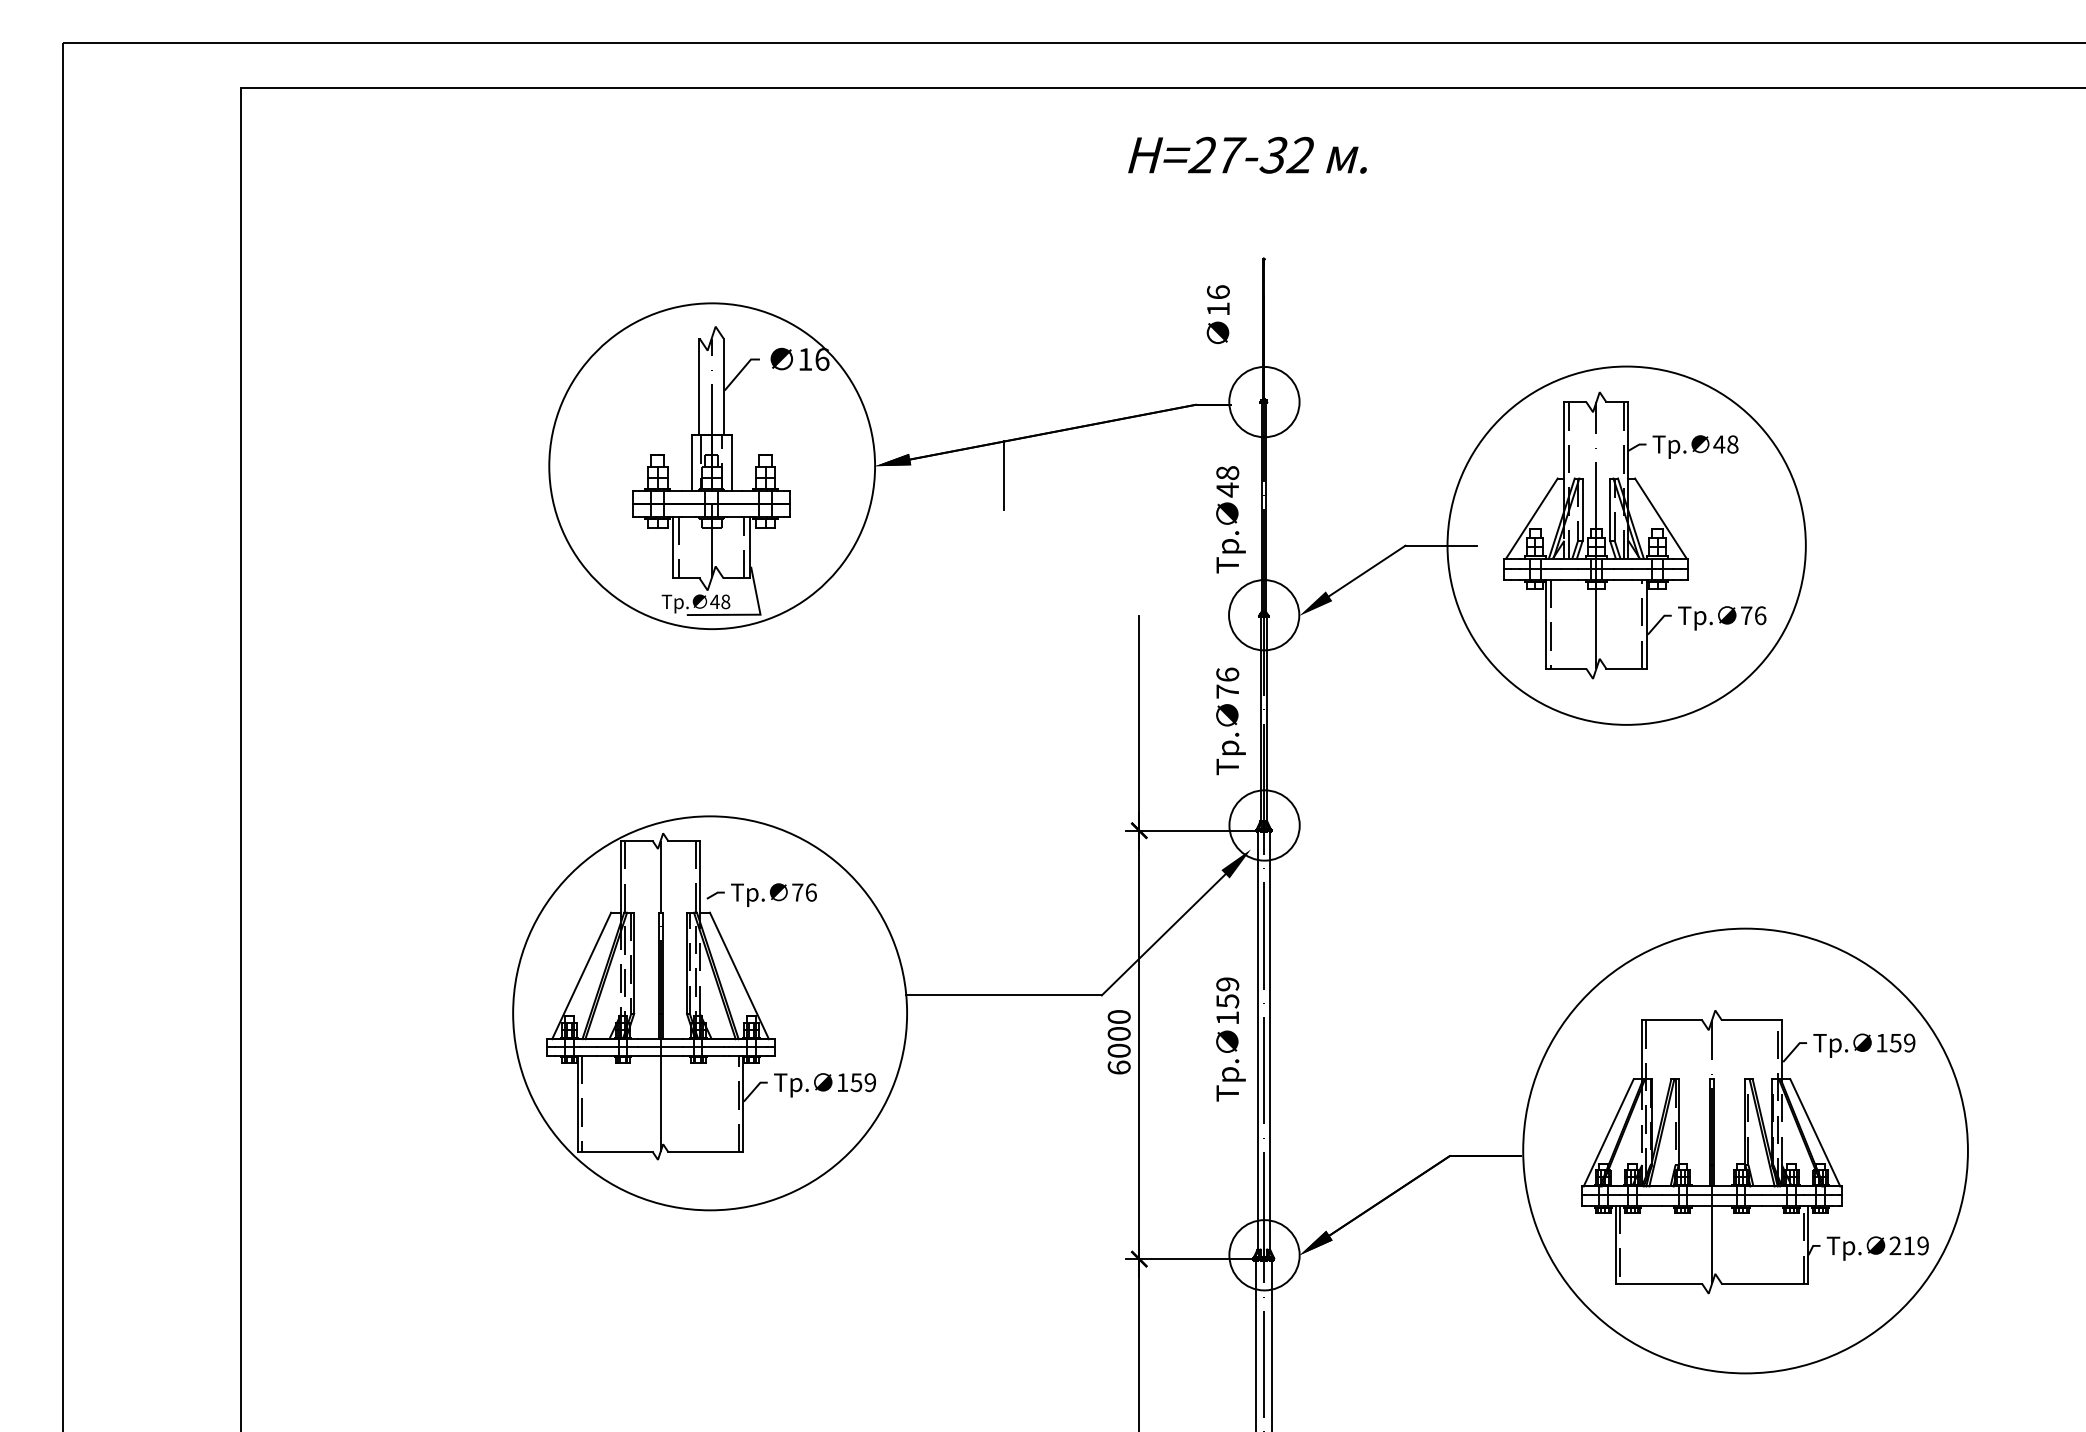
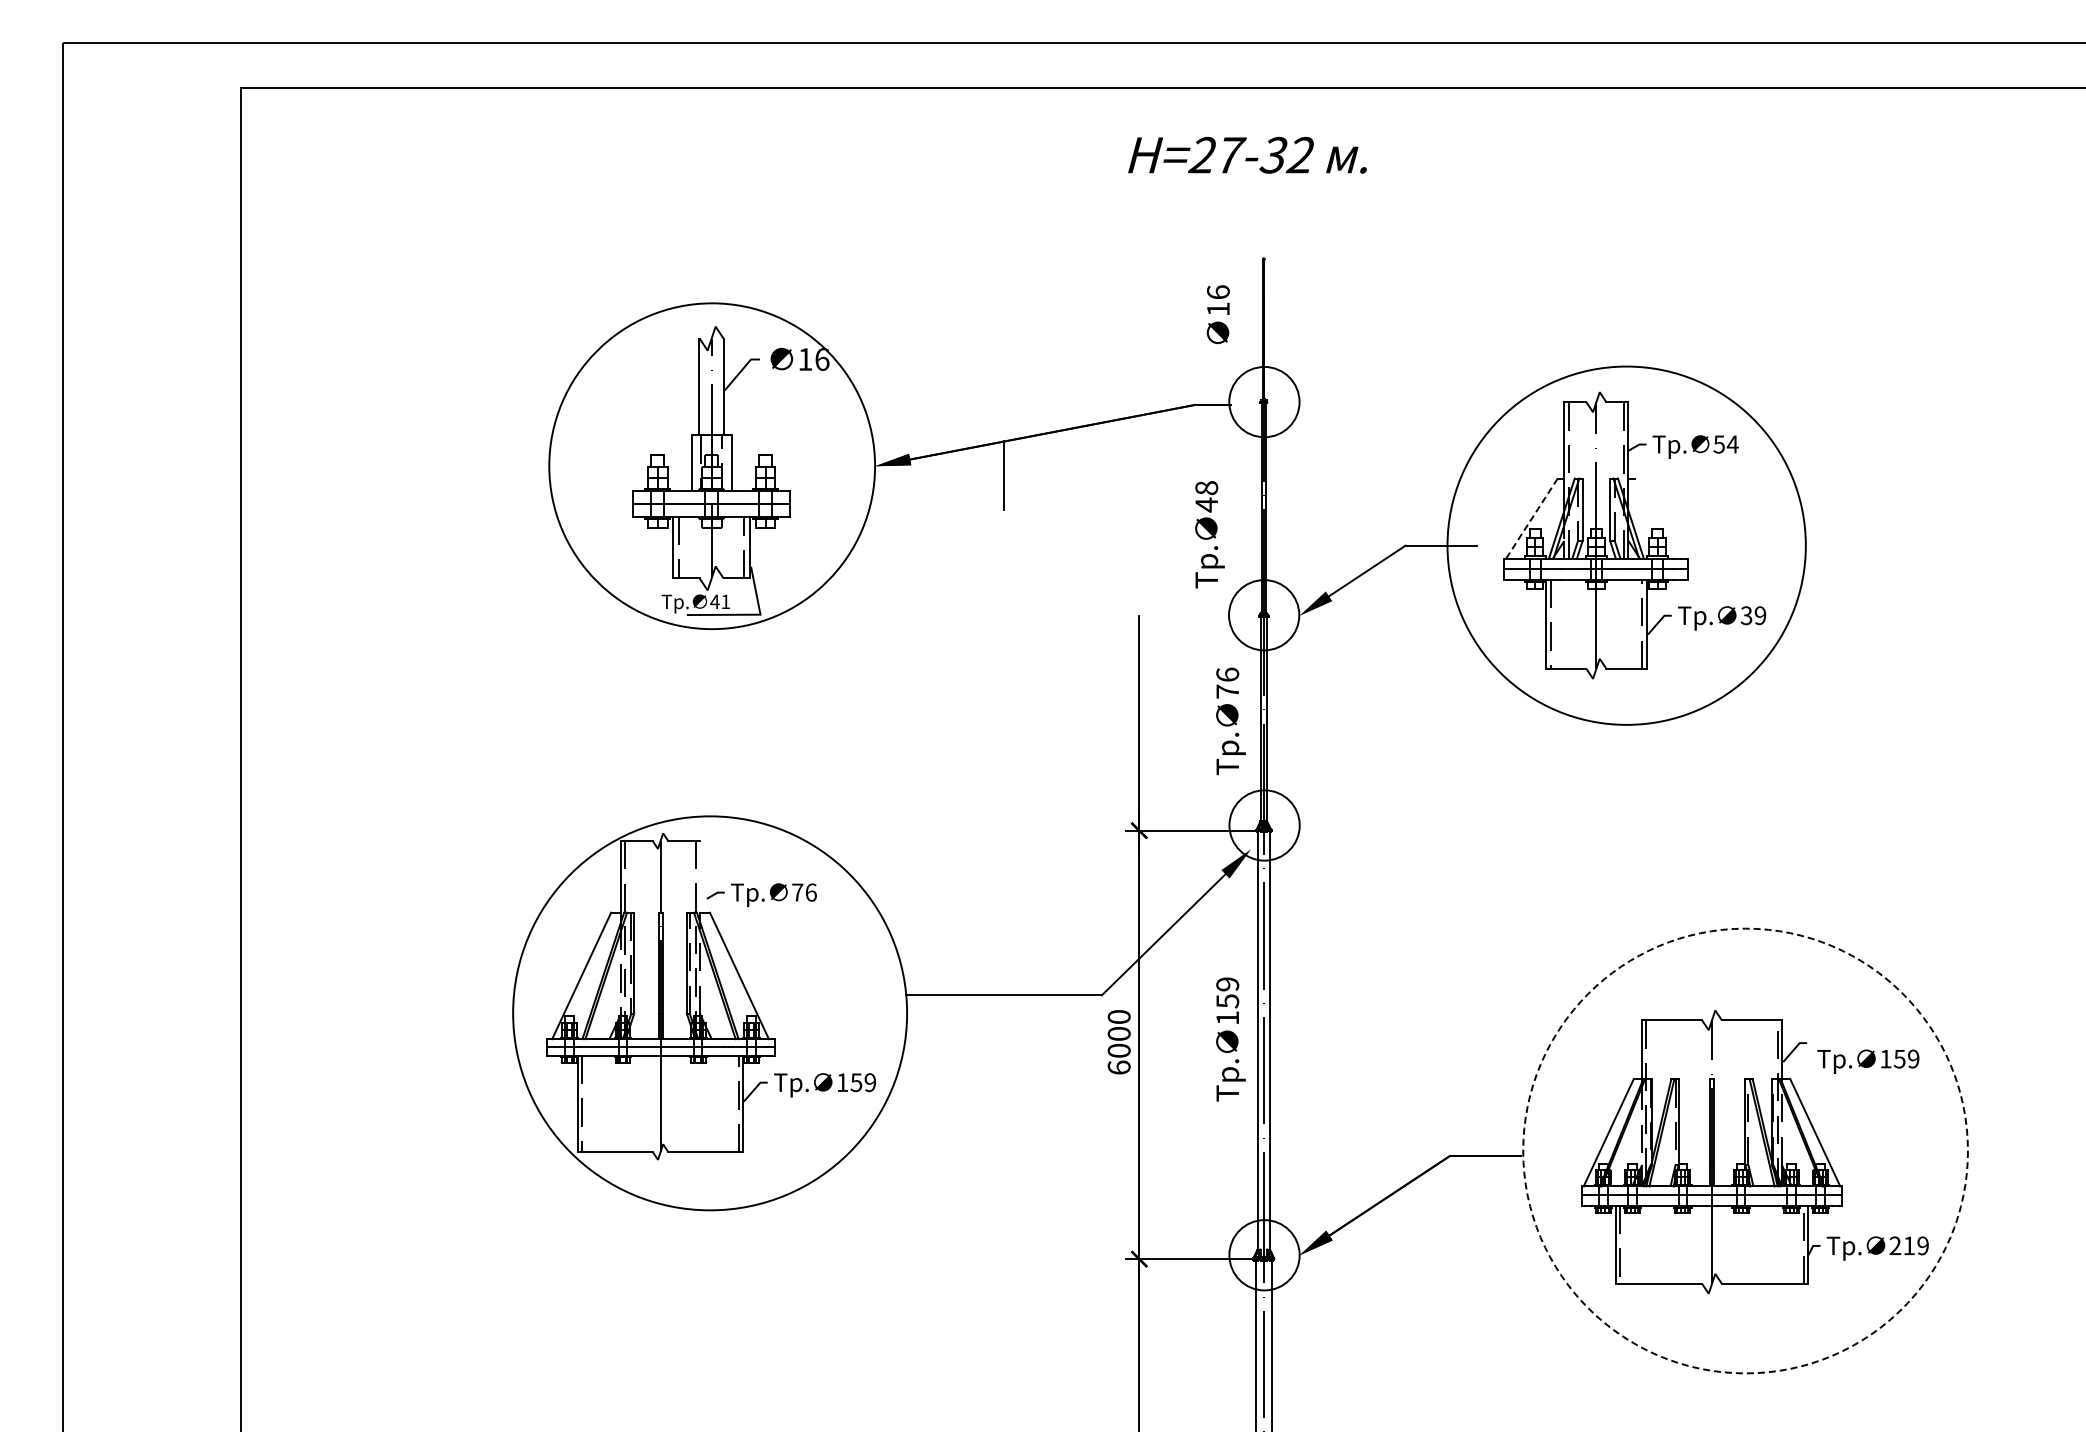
text: 48 -> 54 (1725, 444)
line: solid -> dashed (1531, 518)
line: present -> none (1660, 518)
text position: (1230, 519) -> (1209, 534) (1209, 534)
text: 48 -> 41 (725, 601)
text: 76 -> 39 (1753, 615)
line: present -> none (699, 876)
text position: (1864, 1045) -> (1868, 1061) (1868, 1061)
circle: solid -> dashed (1745, 1150)
